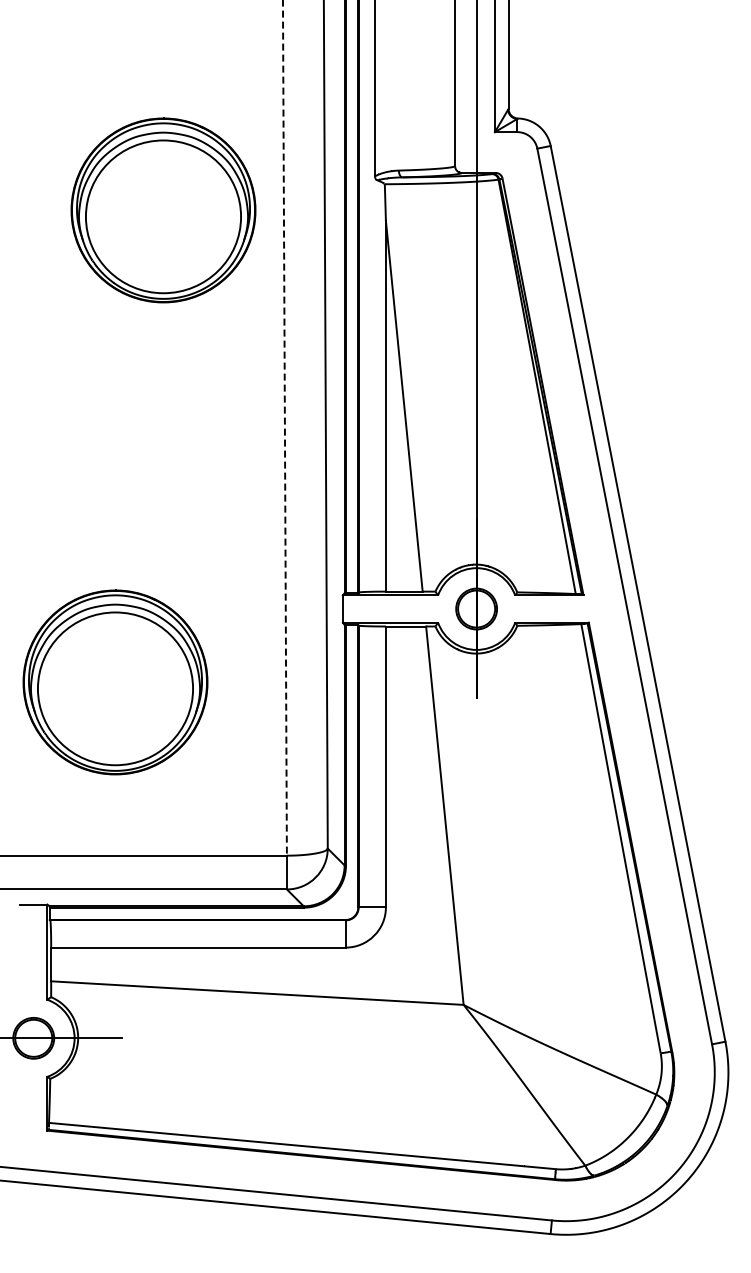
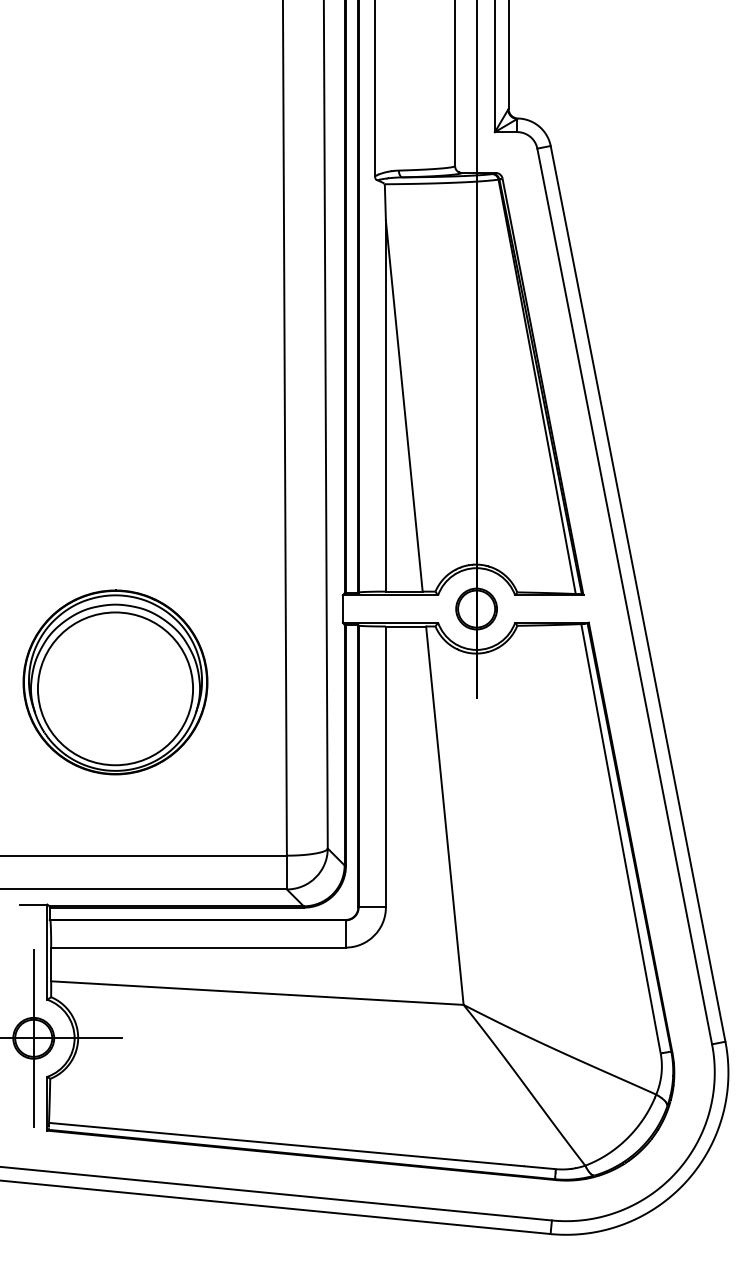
part: present -> none (163, 210)
line: dashed -> solid (284, 427)
line: none -> present (33, 1037)
